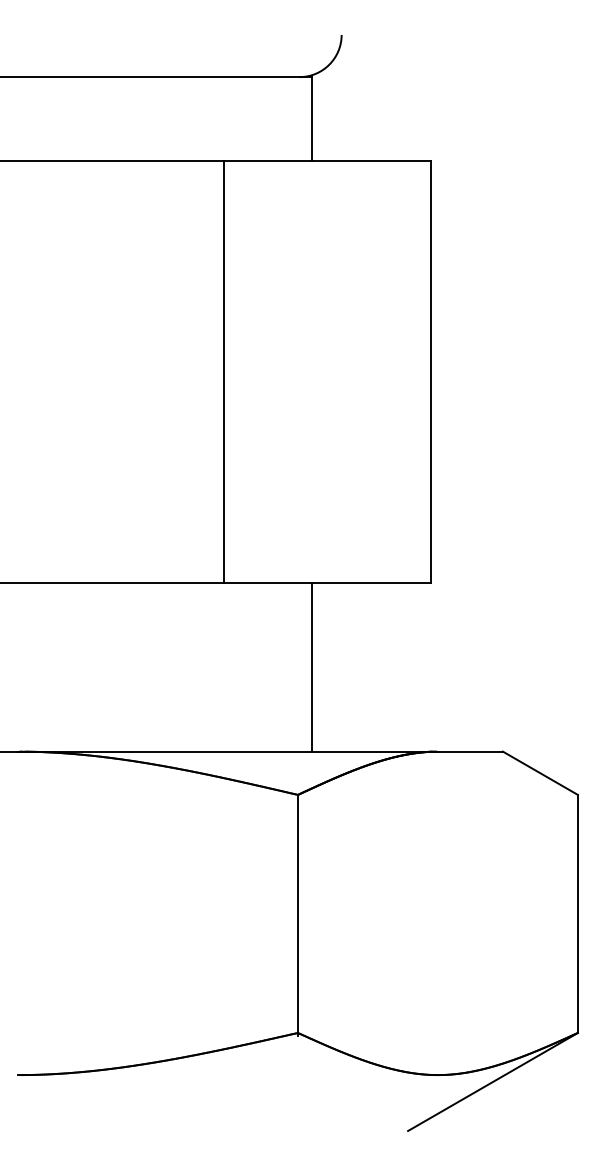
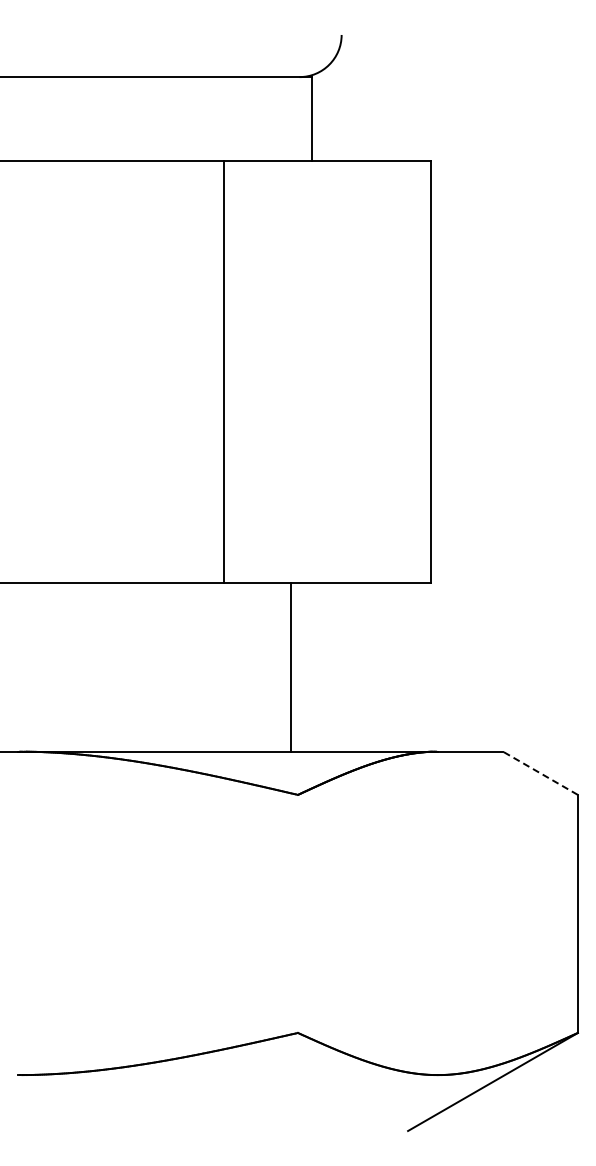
line position: (312, 666) -> (291, 666) (291, 666)
line: solid -> dashed (539, 773)
line: present -> none (297, 914)
